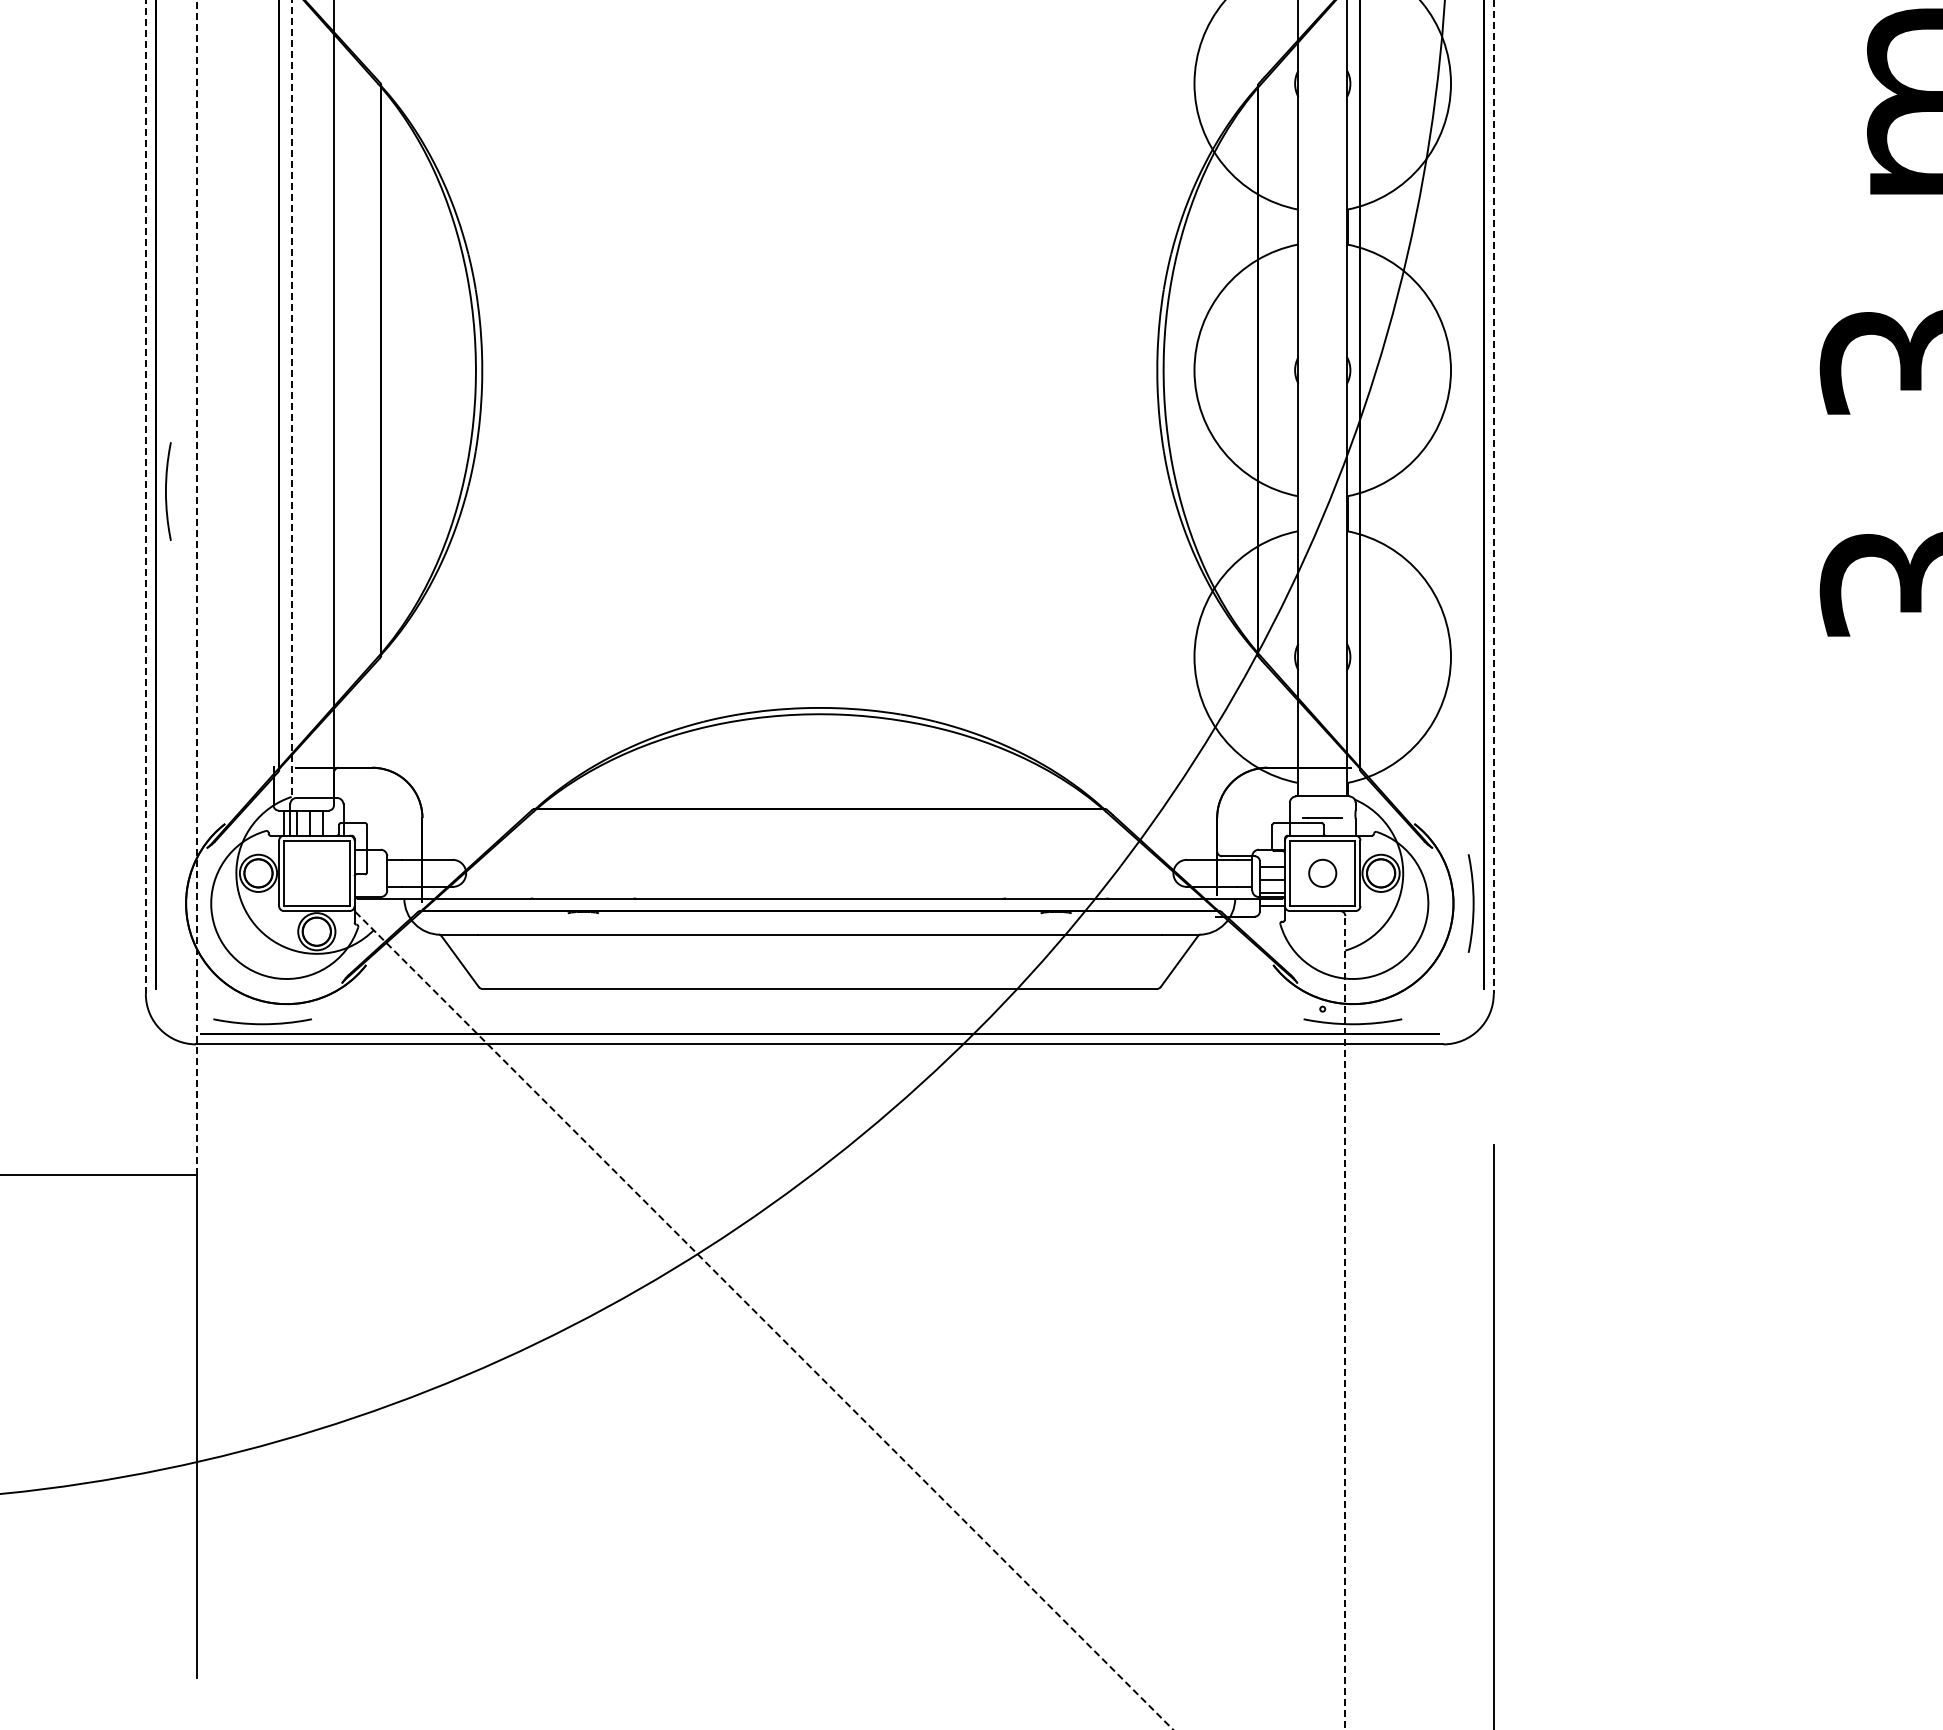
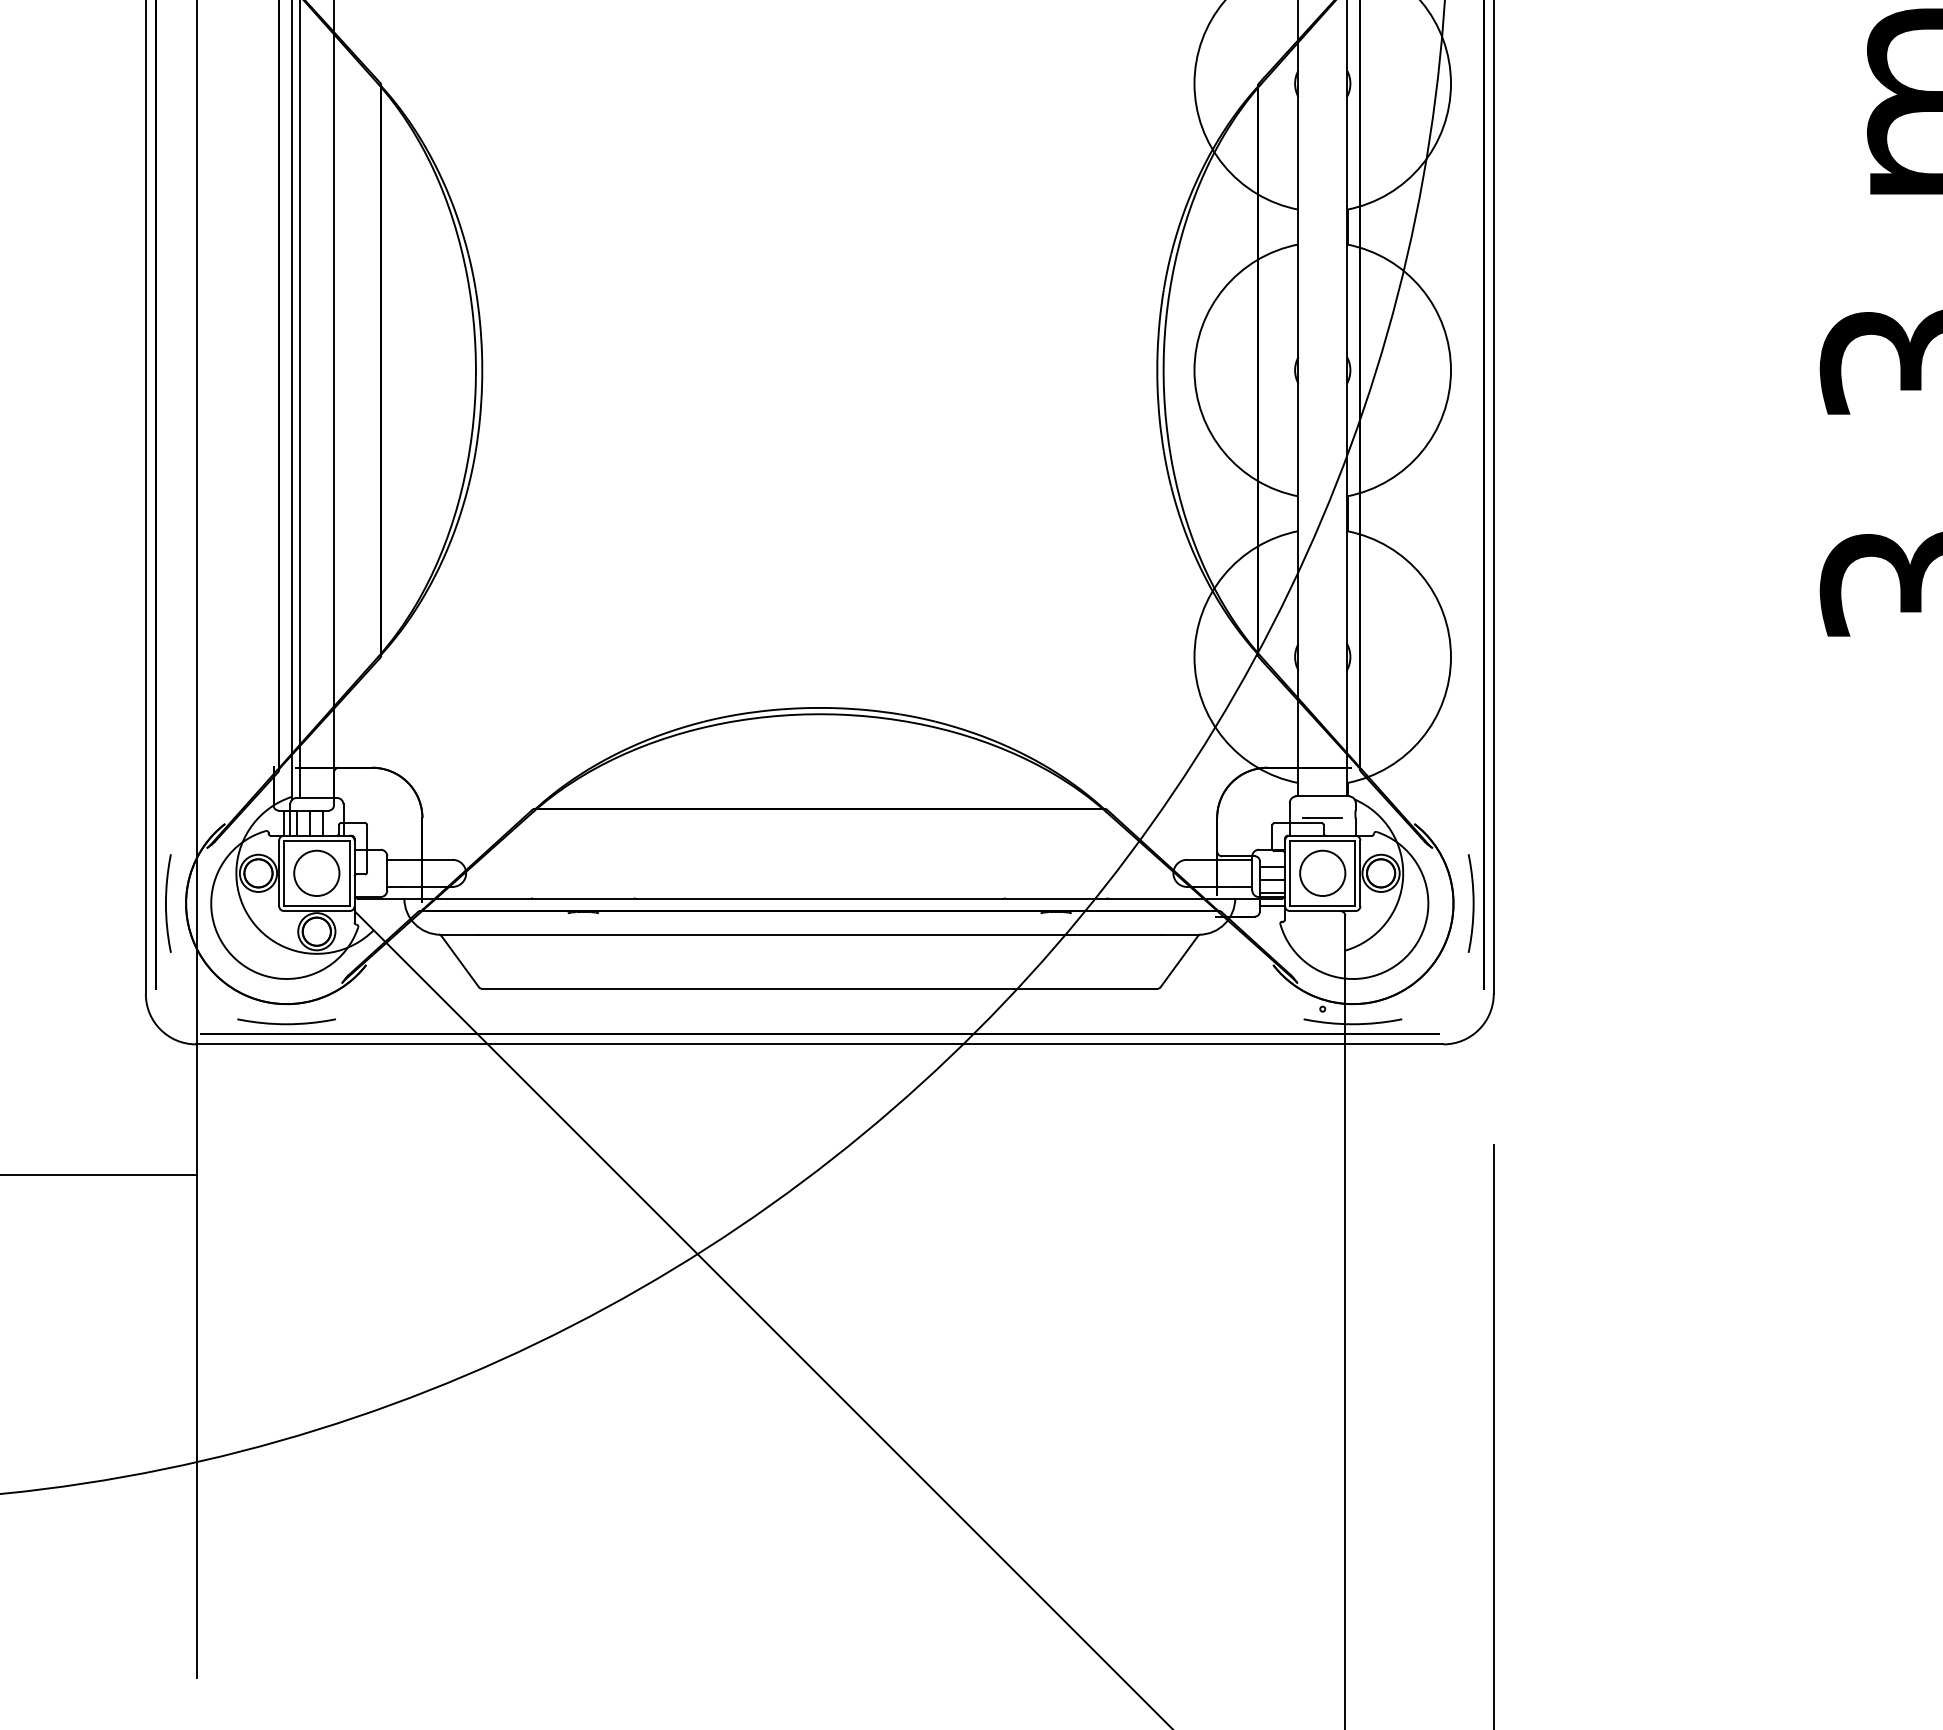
line: none -> present (299, 399)
line: dashed -> solid (291, 400)
curve position: (166, 491) -> (166, 903) (166, 903)
line: dashed -> solid (145, 497)
line: dashed -> solid (1493, 497)
line: dashed -> solid (196, 587)
circle: none -> present (316, 872)
circle diameter: 27 px -> 45 px (1322, 873)
curve position: (262, 1023) -> (286, 1023) (286, 1023)
line: dashed -> solid (764, 1320)
line: dashed -> solid (1345, 1322)
